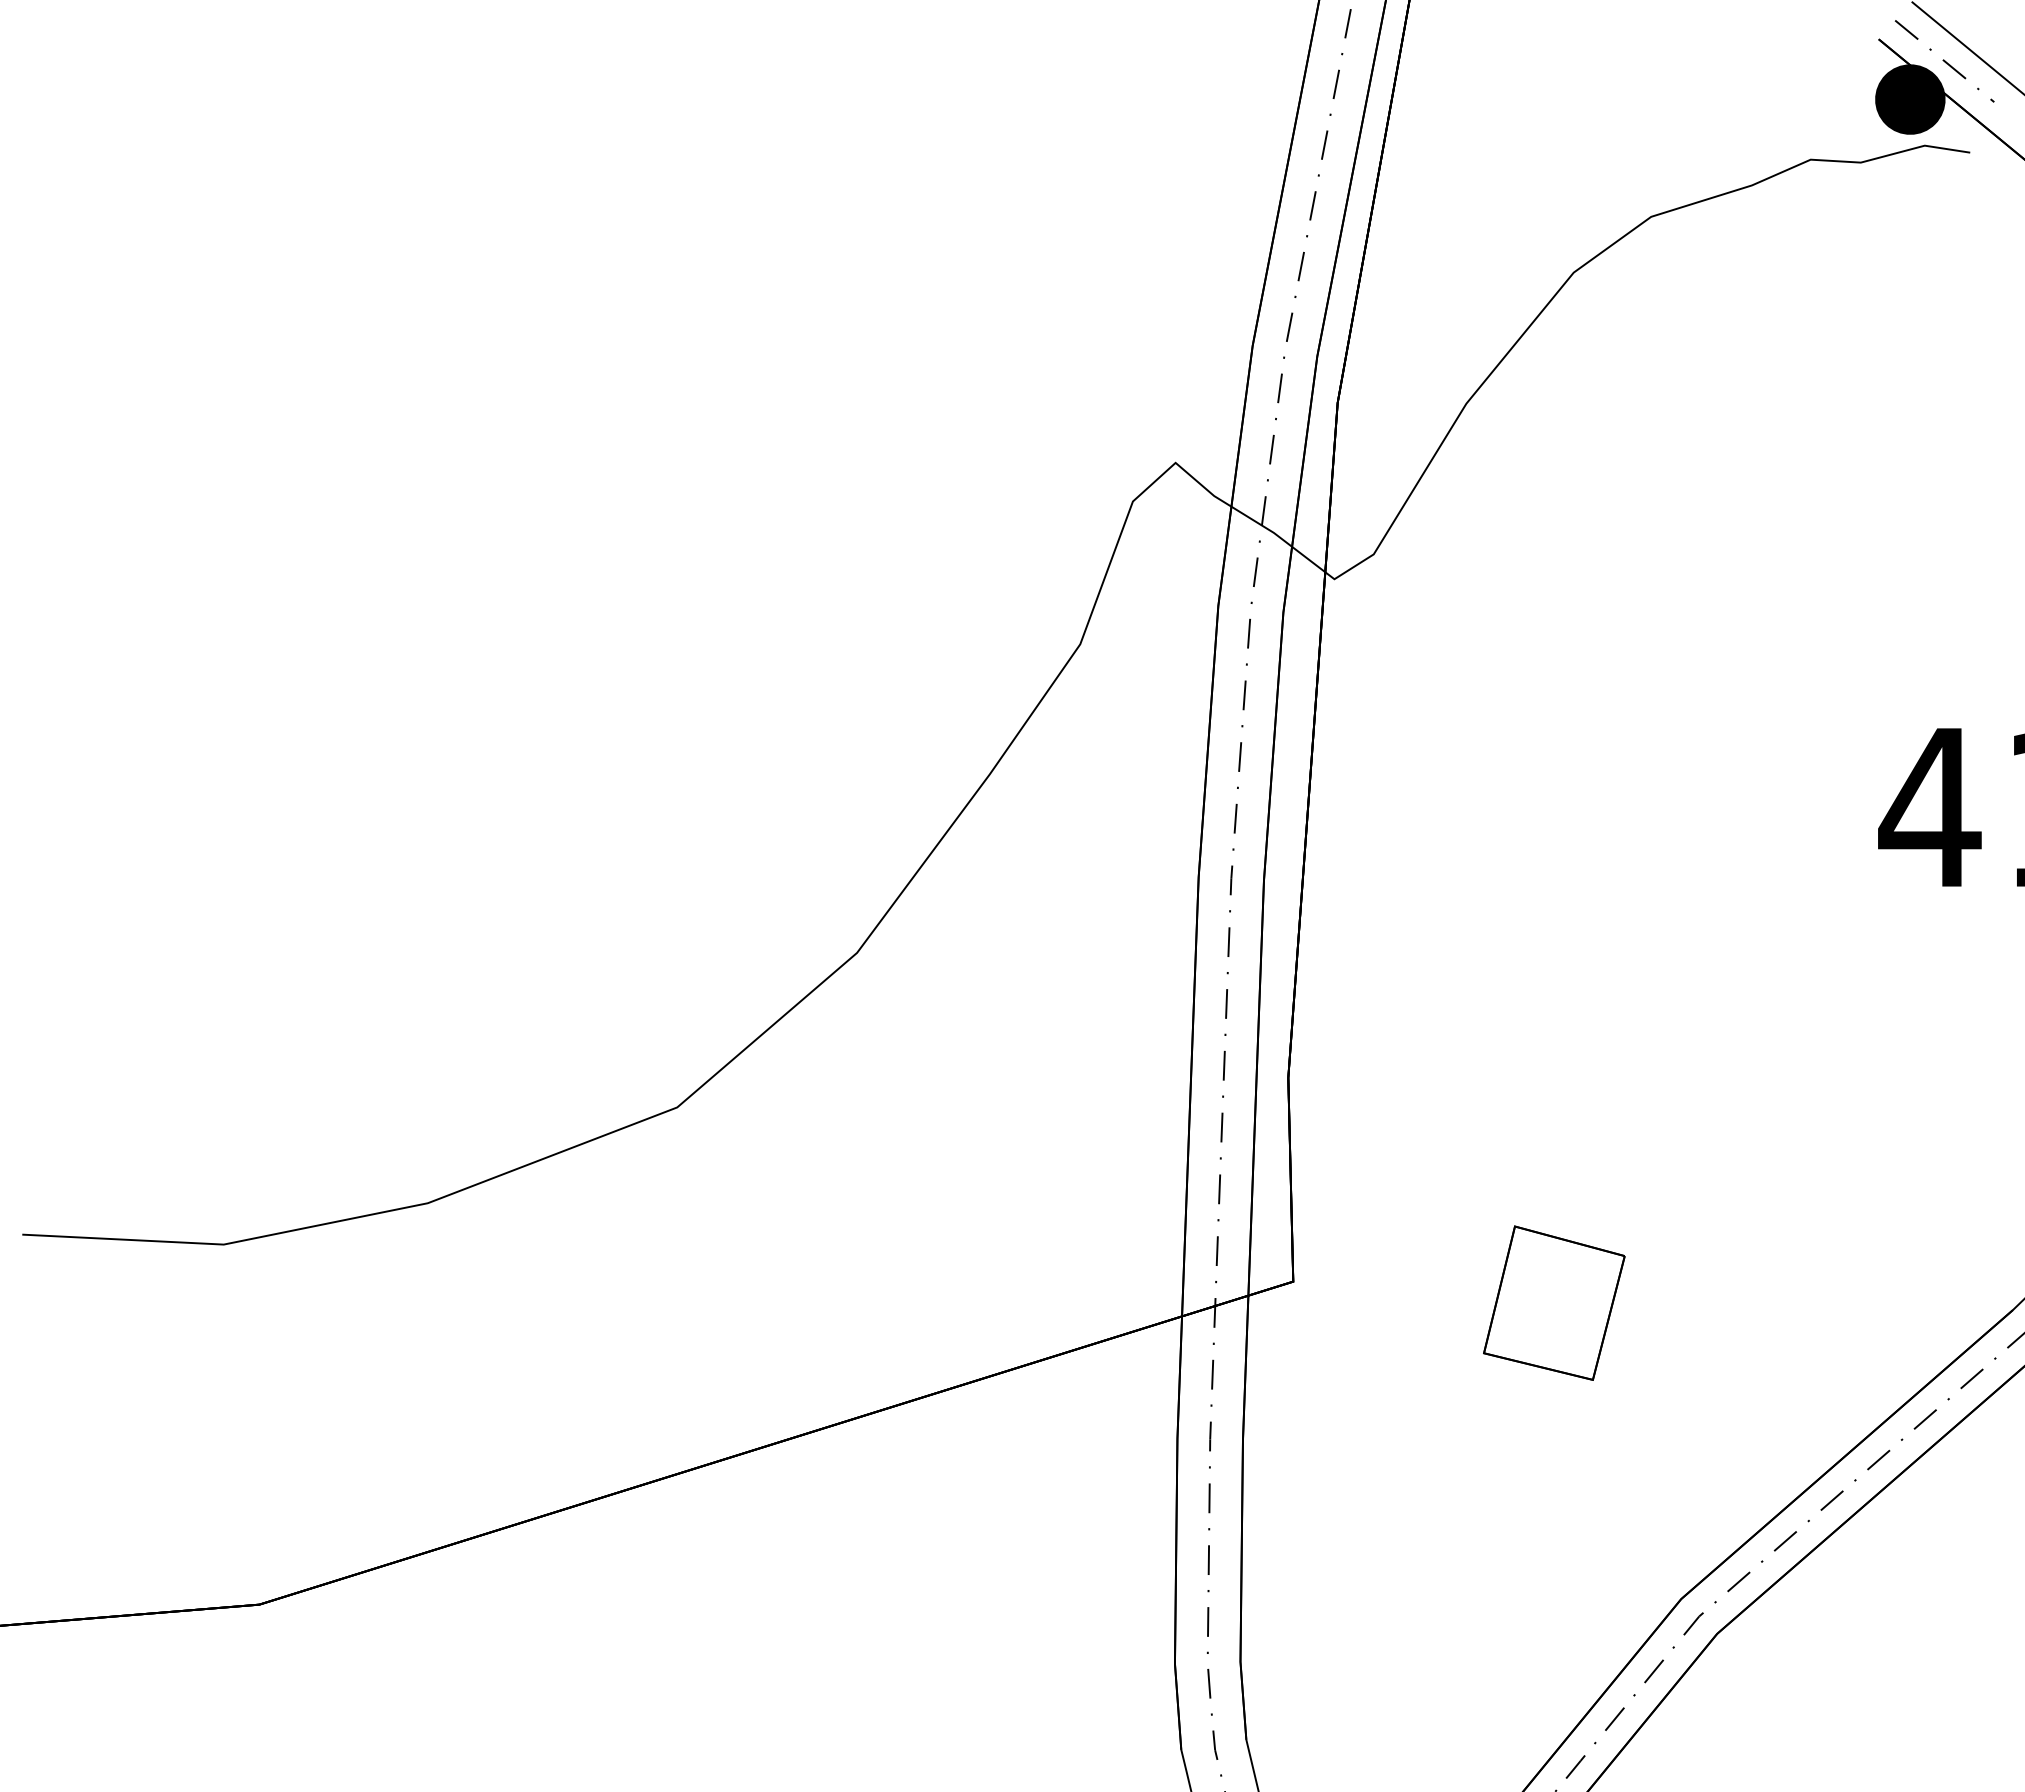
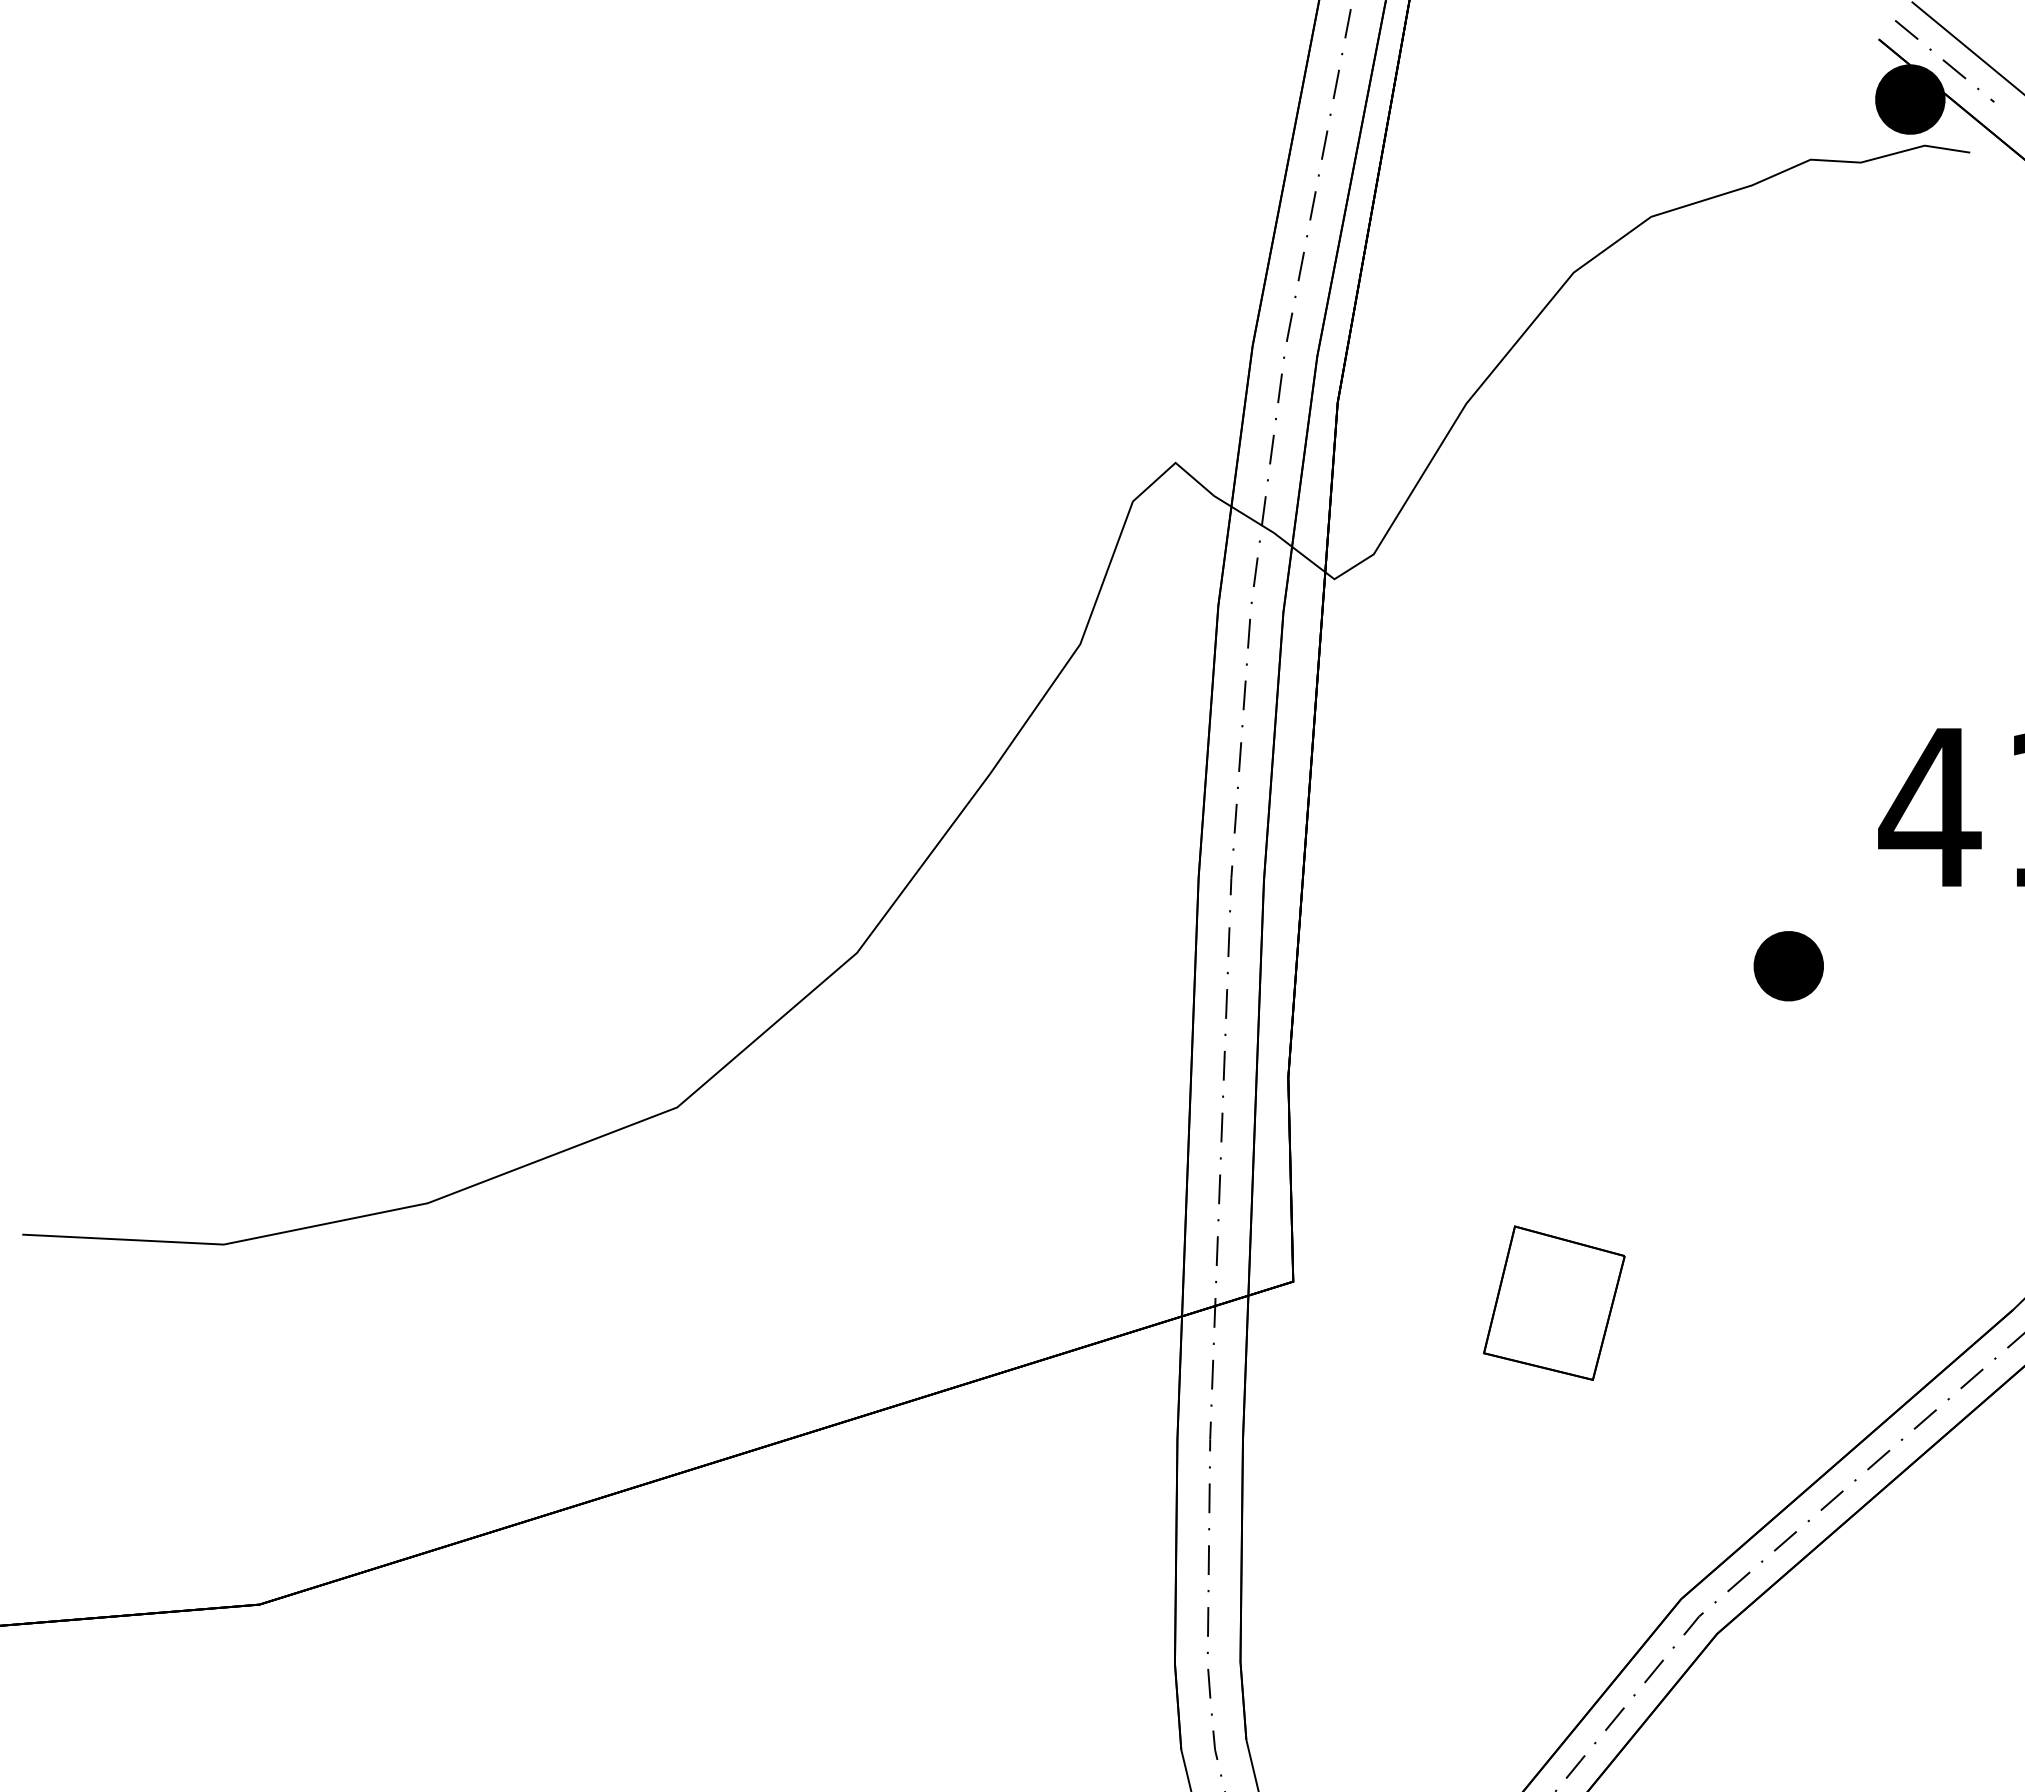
part: none -> present (1788, 966)
